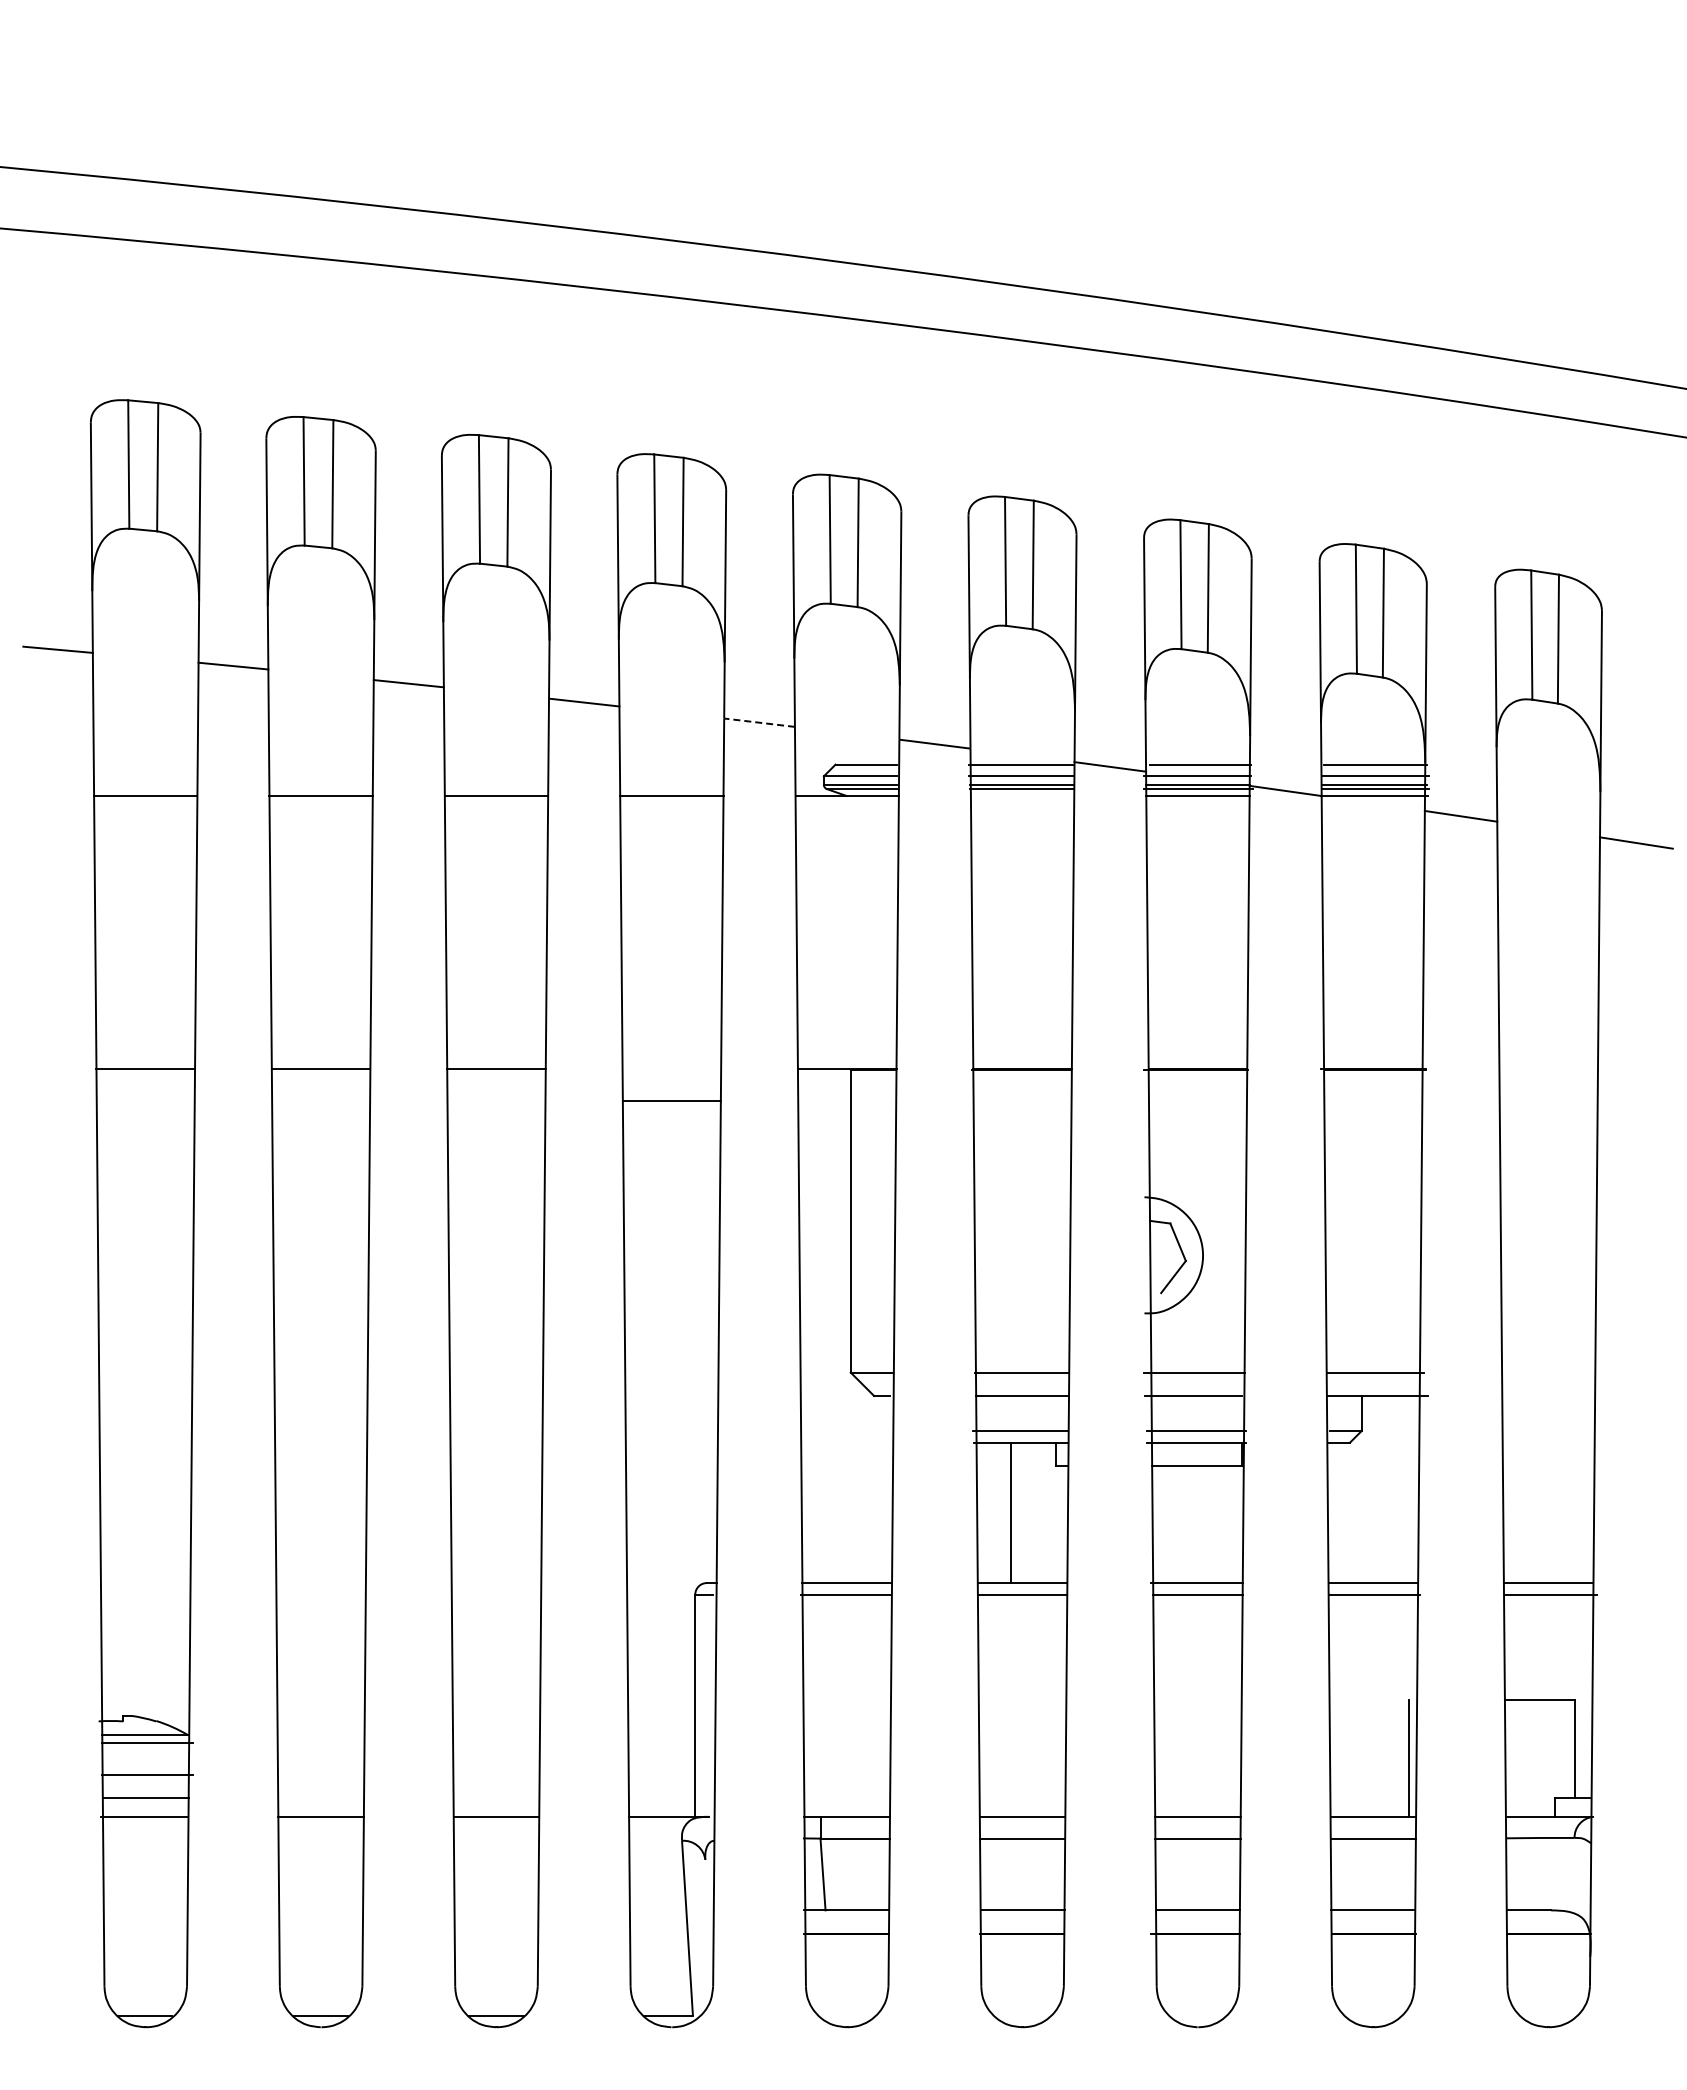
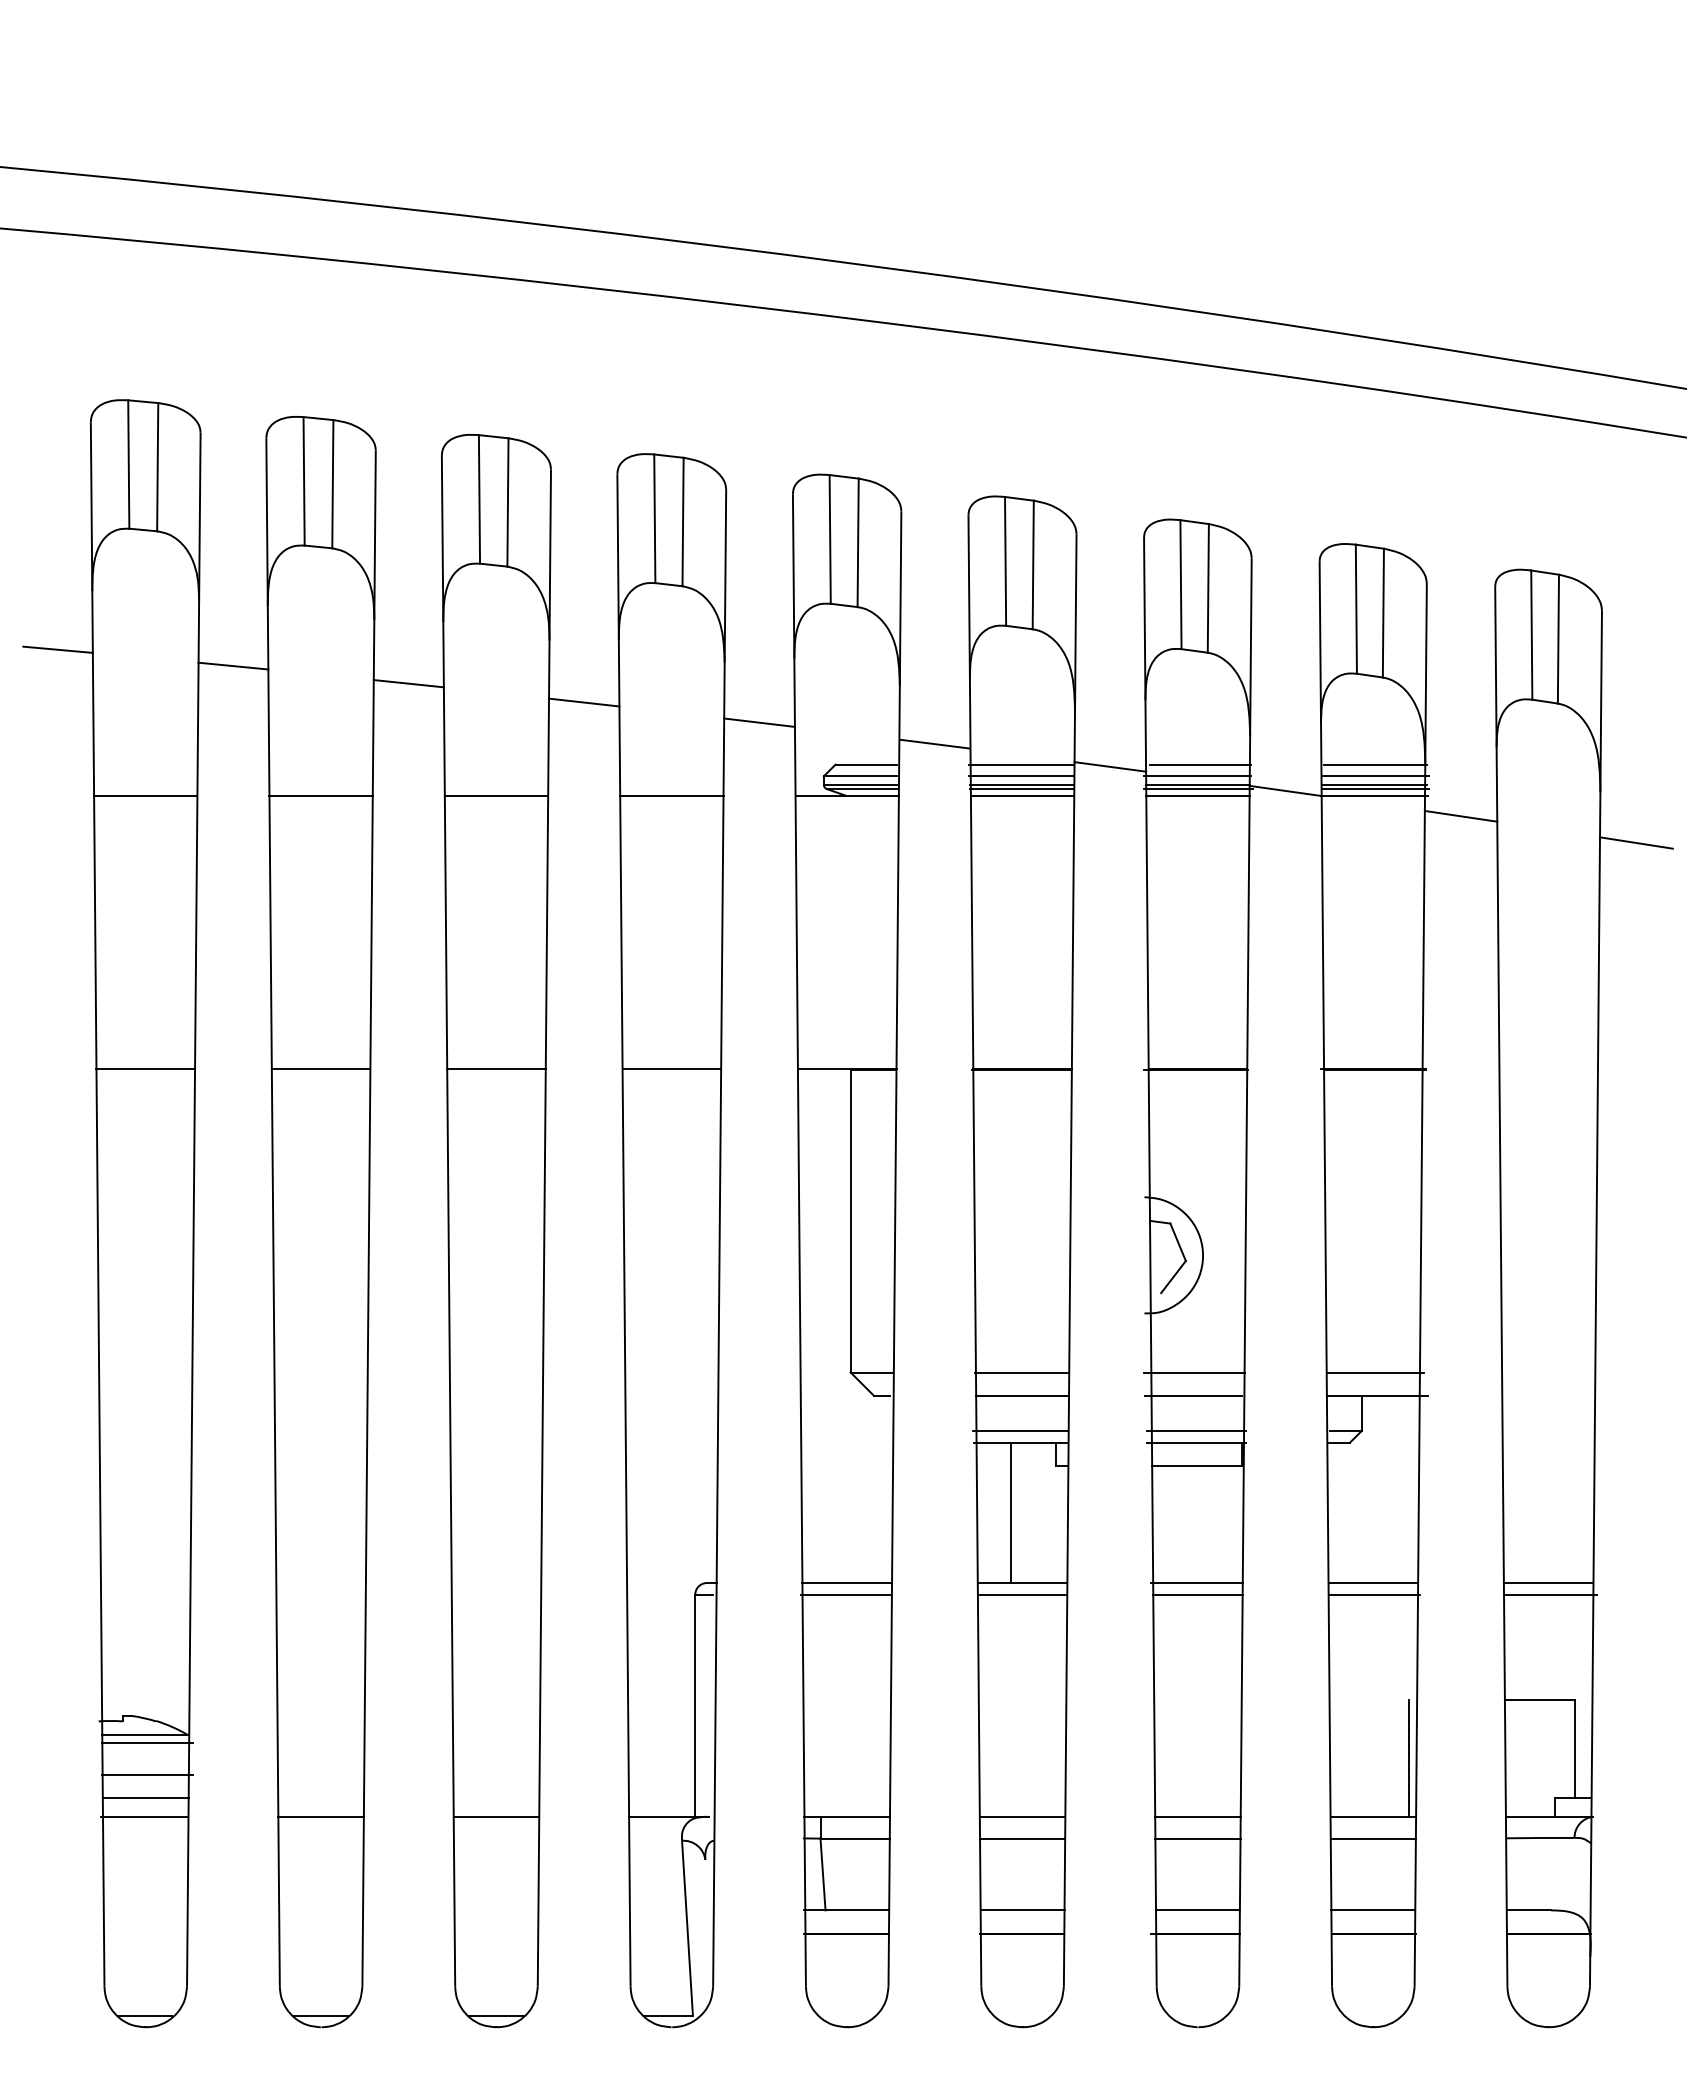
line: dashed -> solid (759, 722)
line: none -> present (1022, 795)
line position: (671, 1101) -> (671, 1069) (671, 1069)
